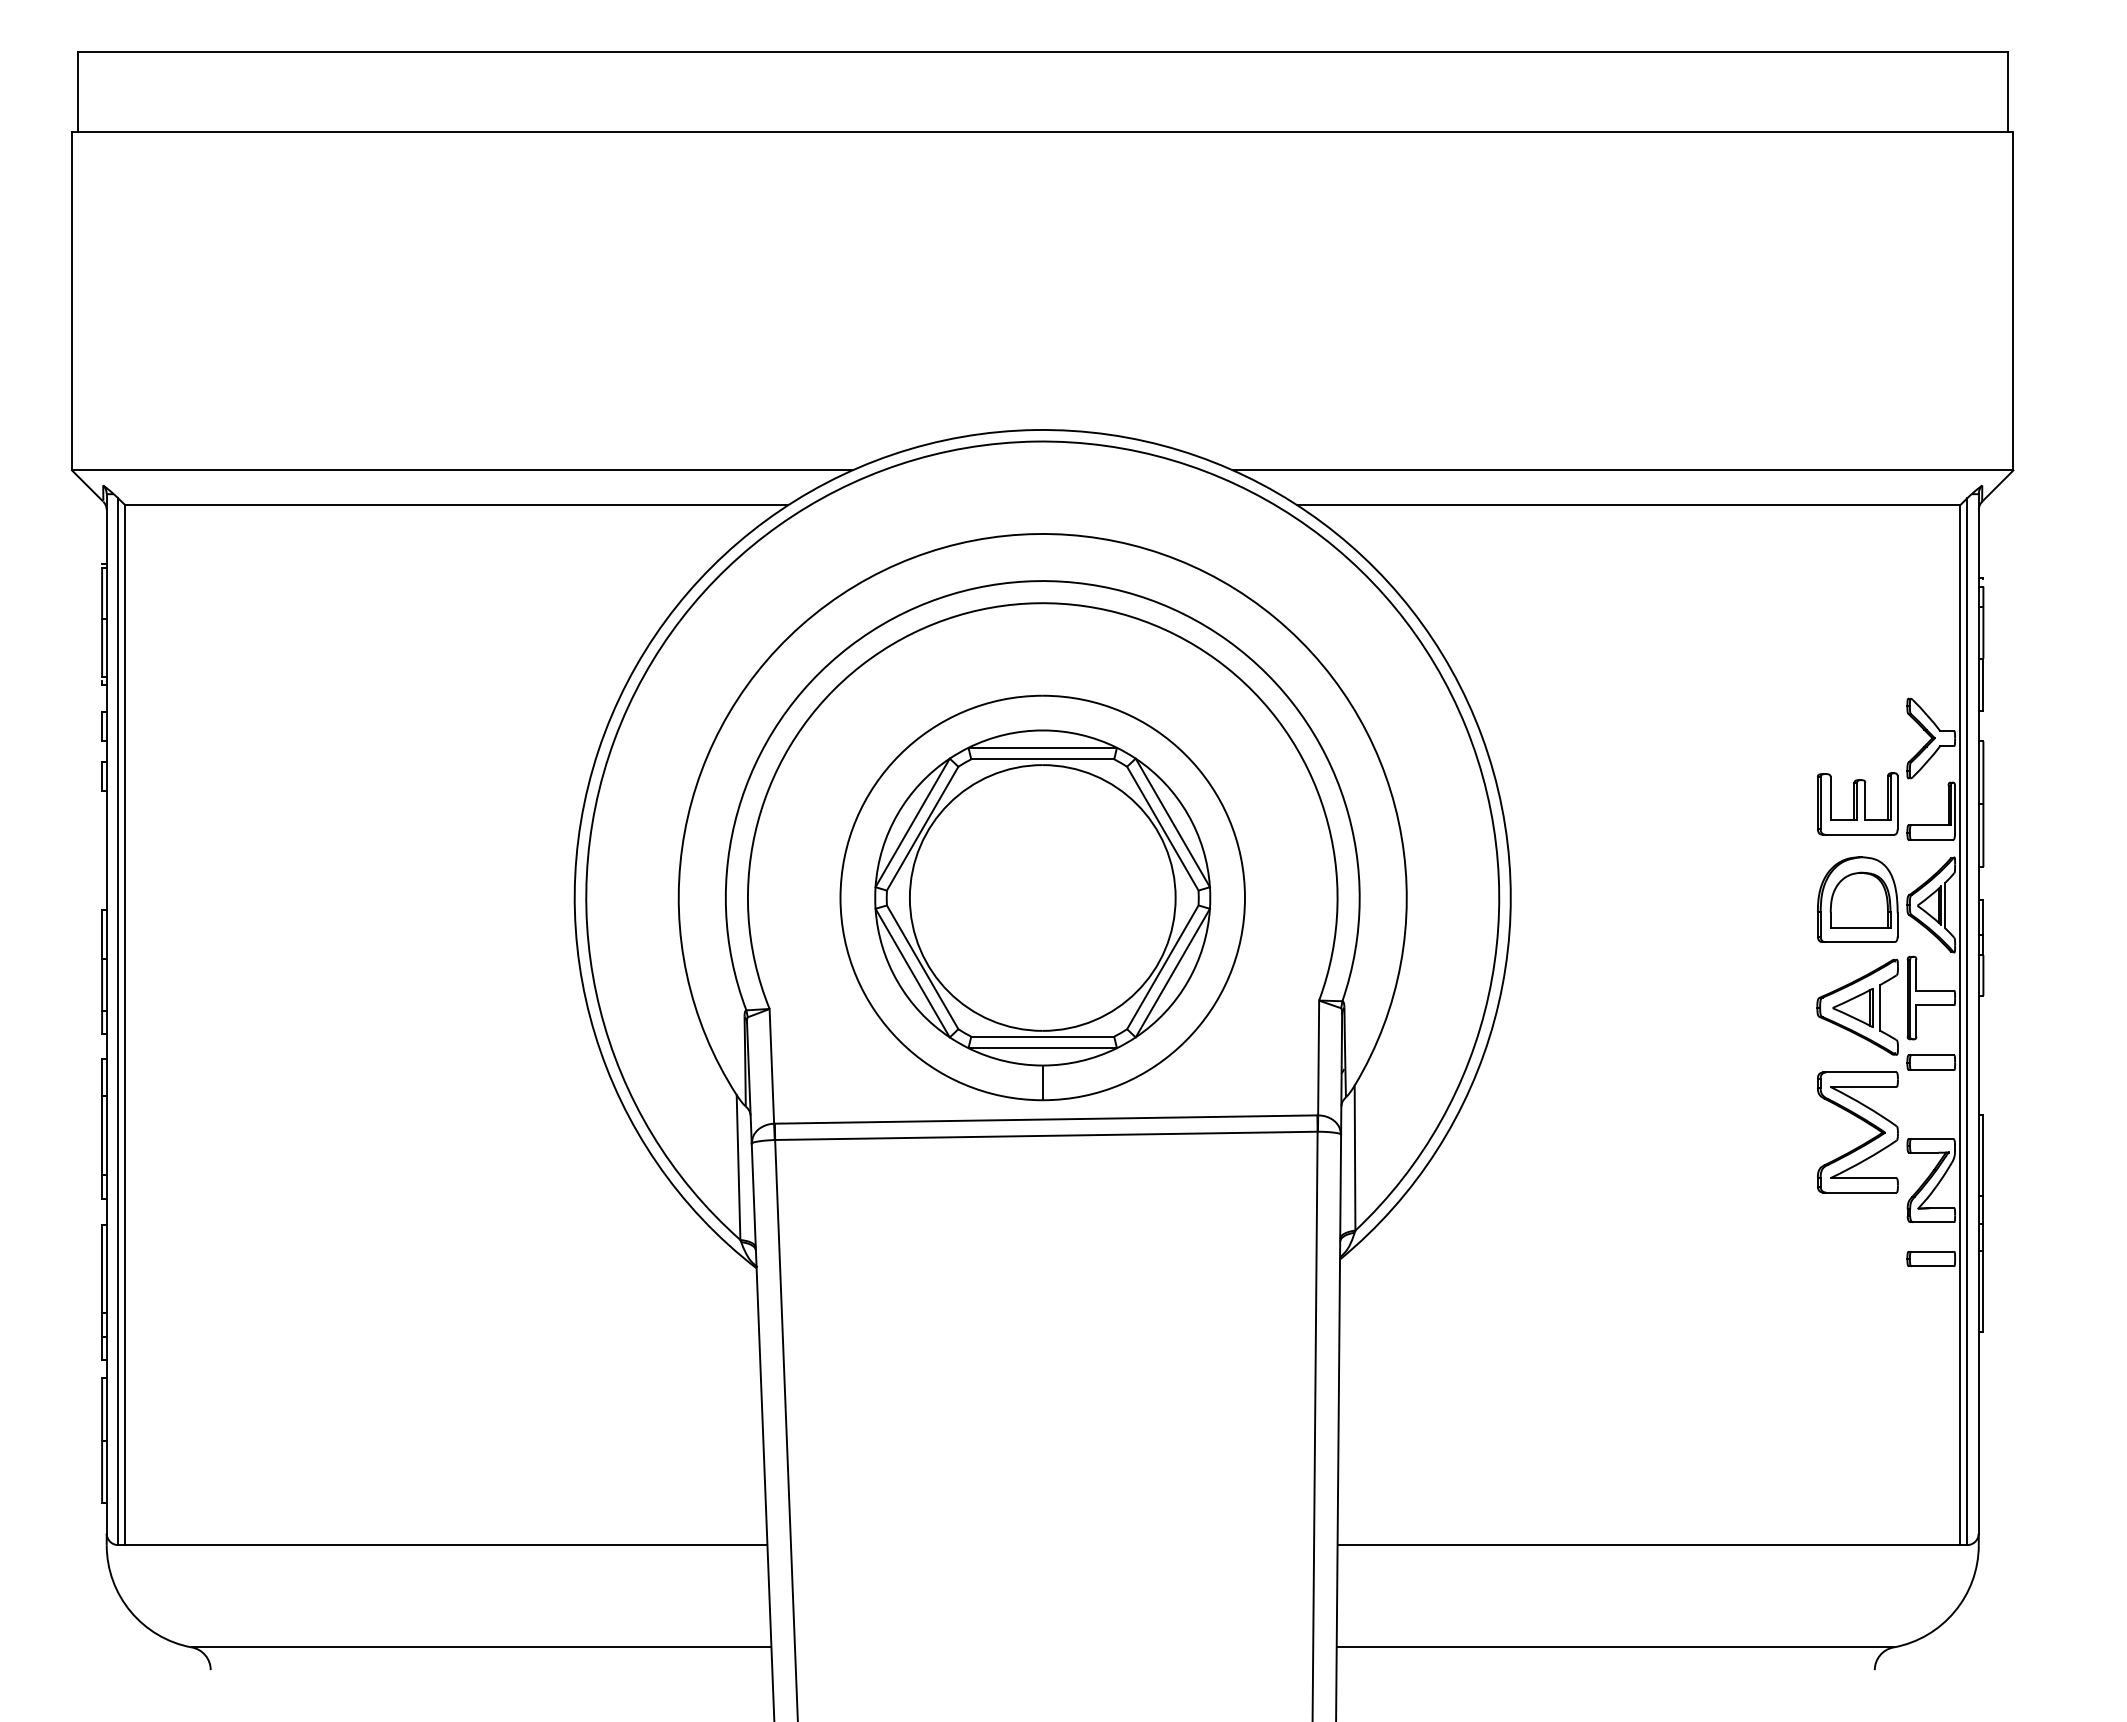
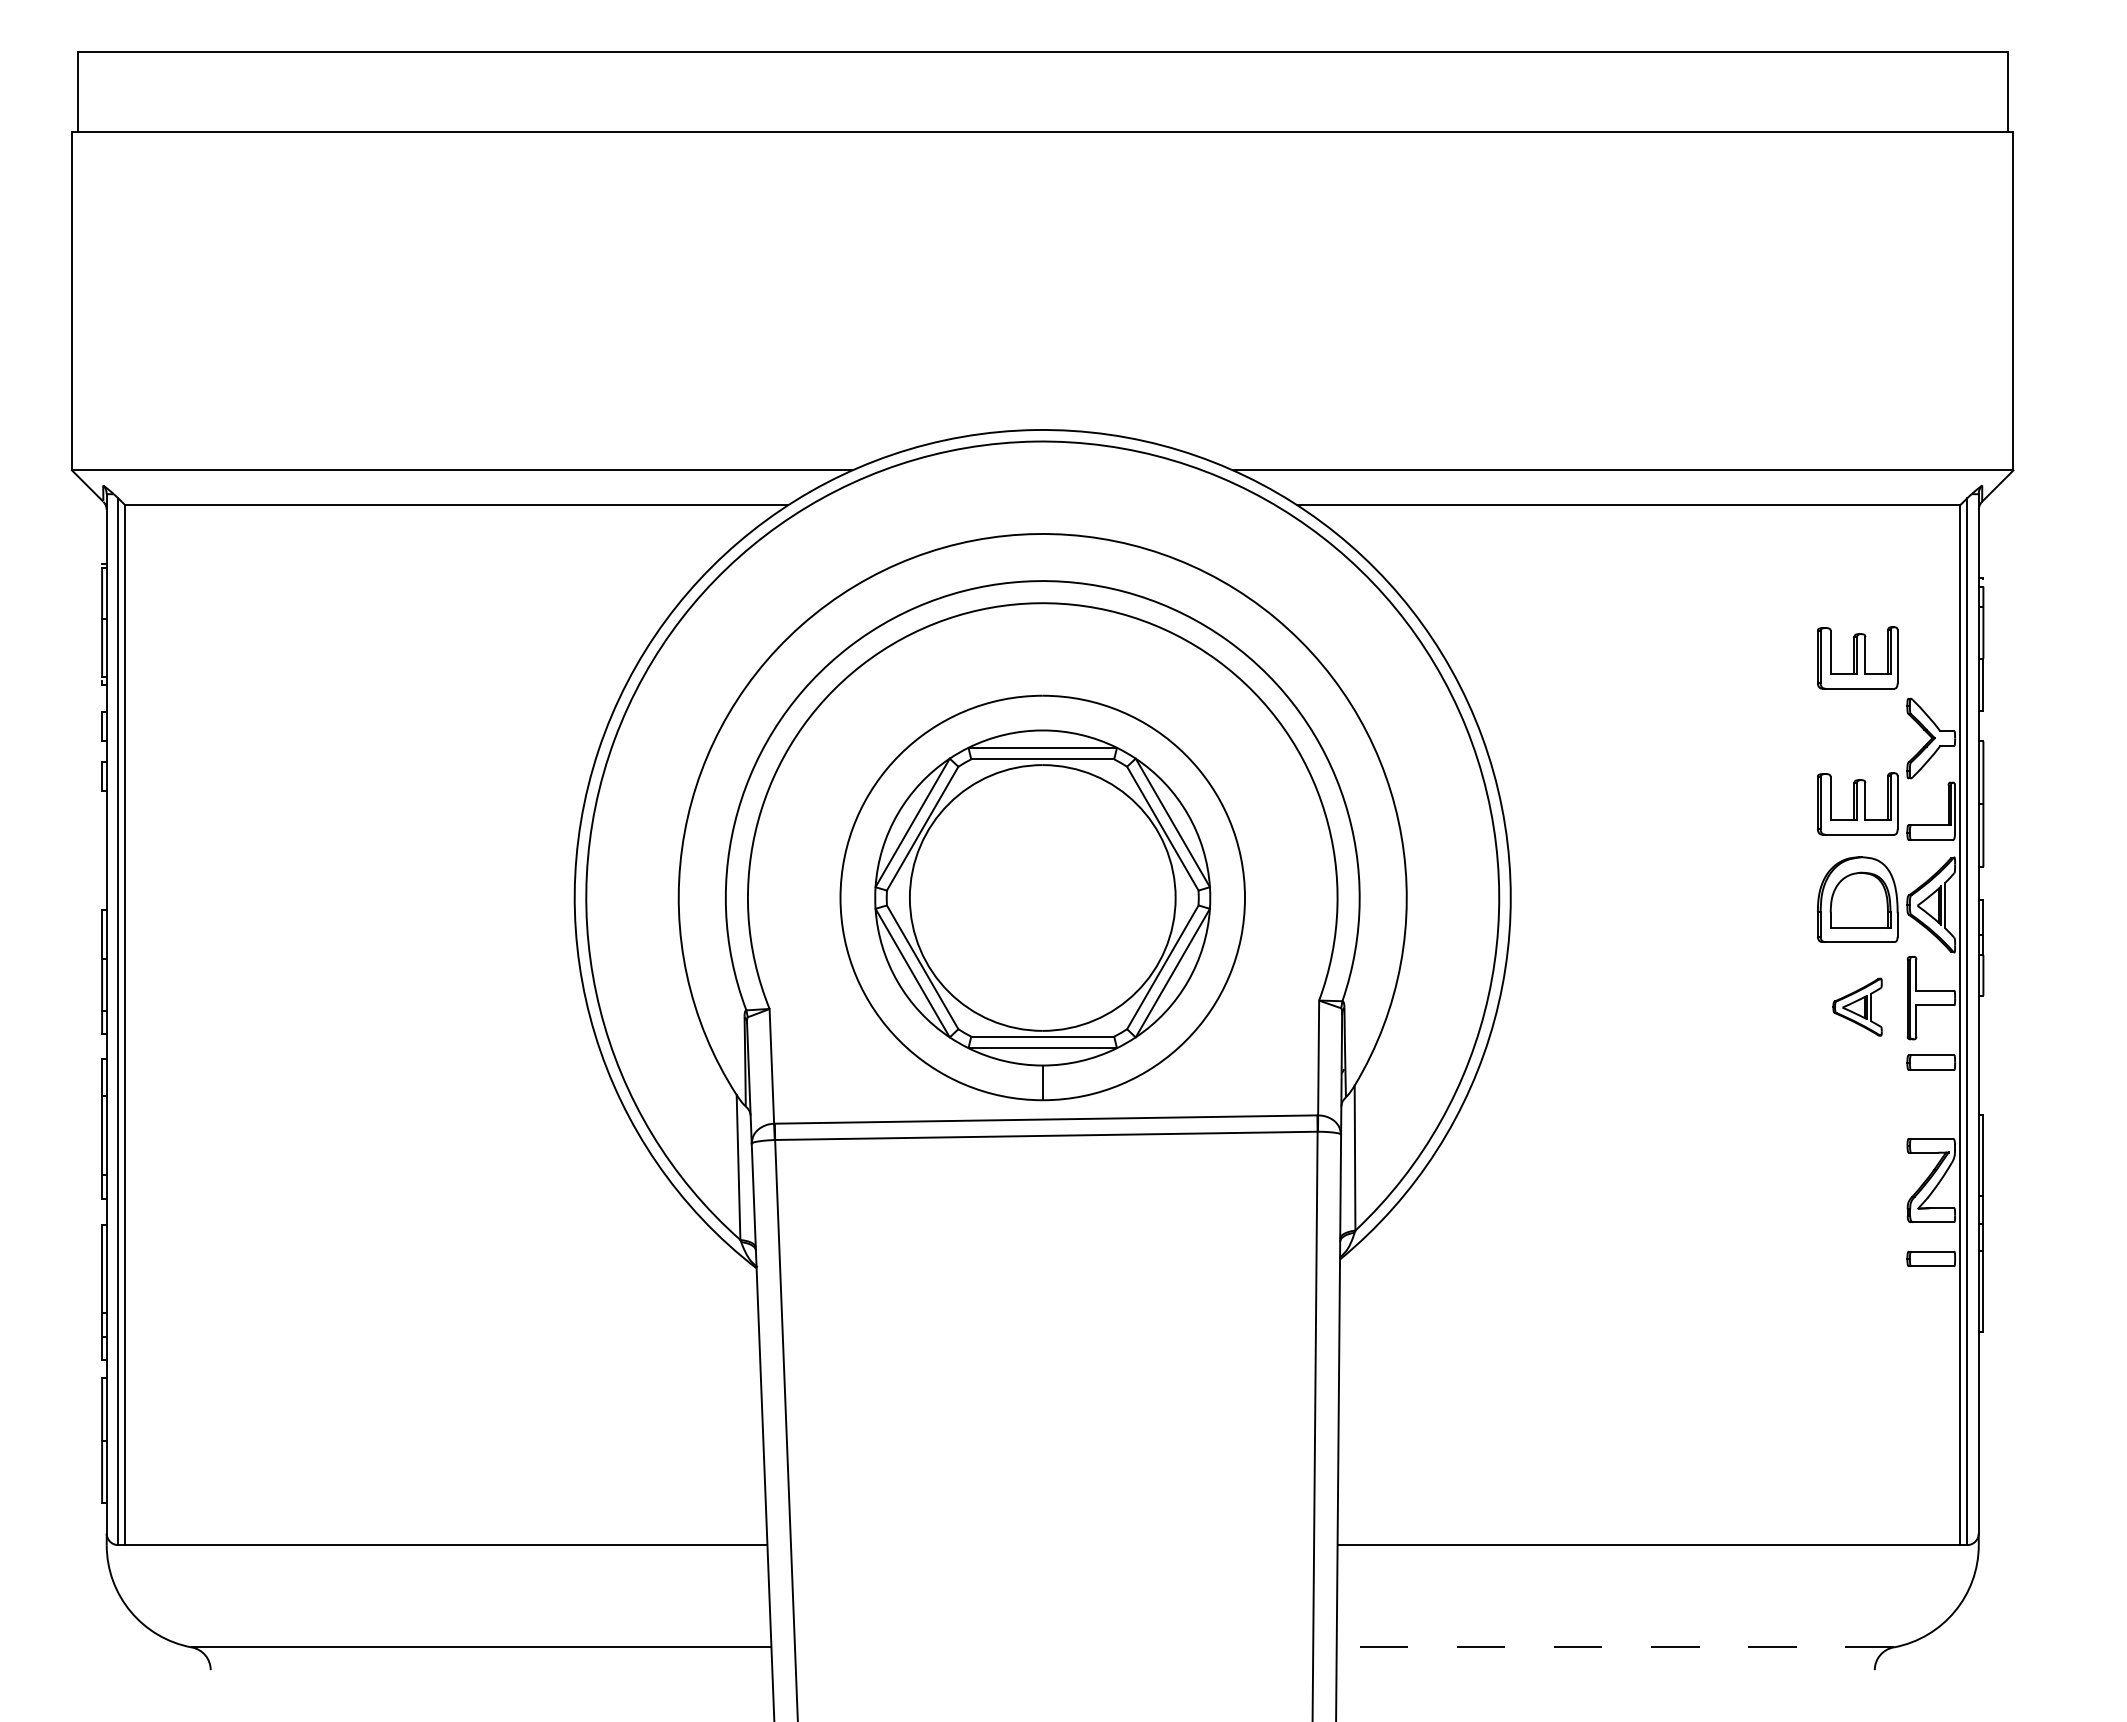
part: none -> present (1857, 657)
part size: 83x98 px -> 51x60 px (1857, 1006)
part: present -> none (1864, 1142)
line: solid -> dashed (1614, 1647)
